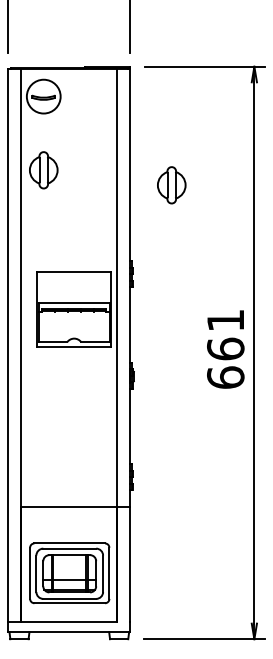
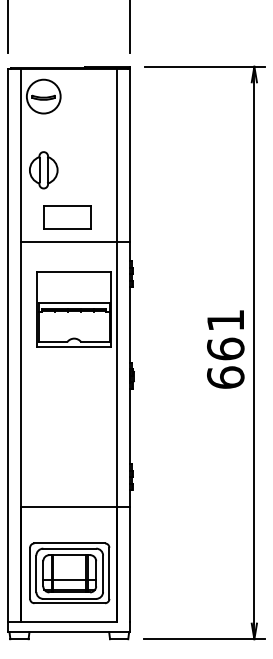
part: present -> none (171, 185)
part: none -> present (67, 217)
line: none -> present (75, 242)
